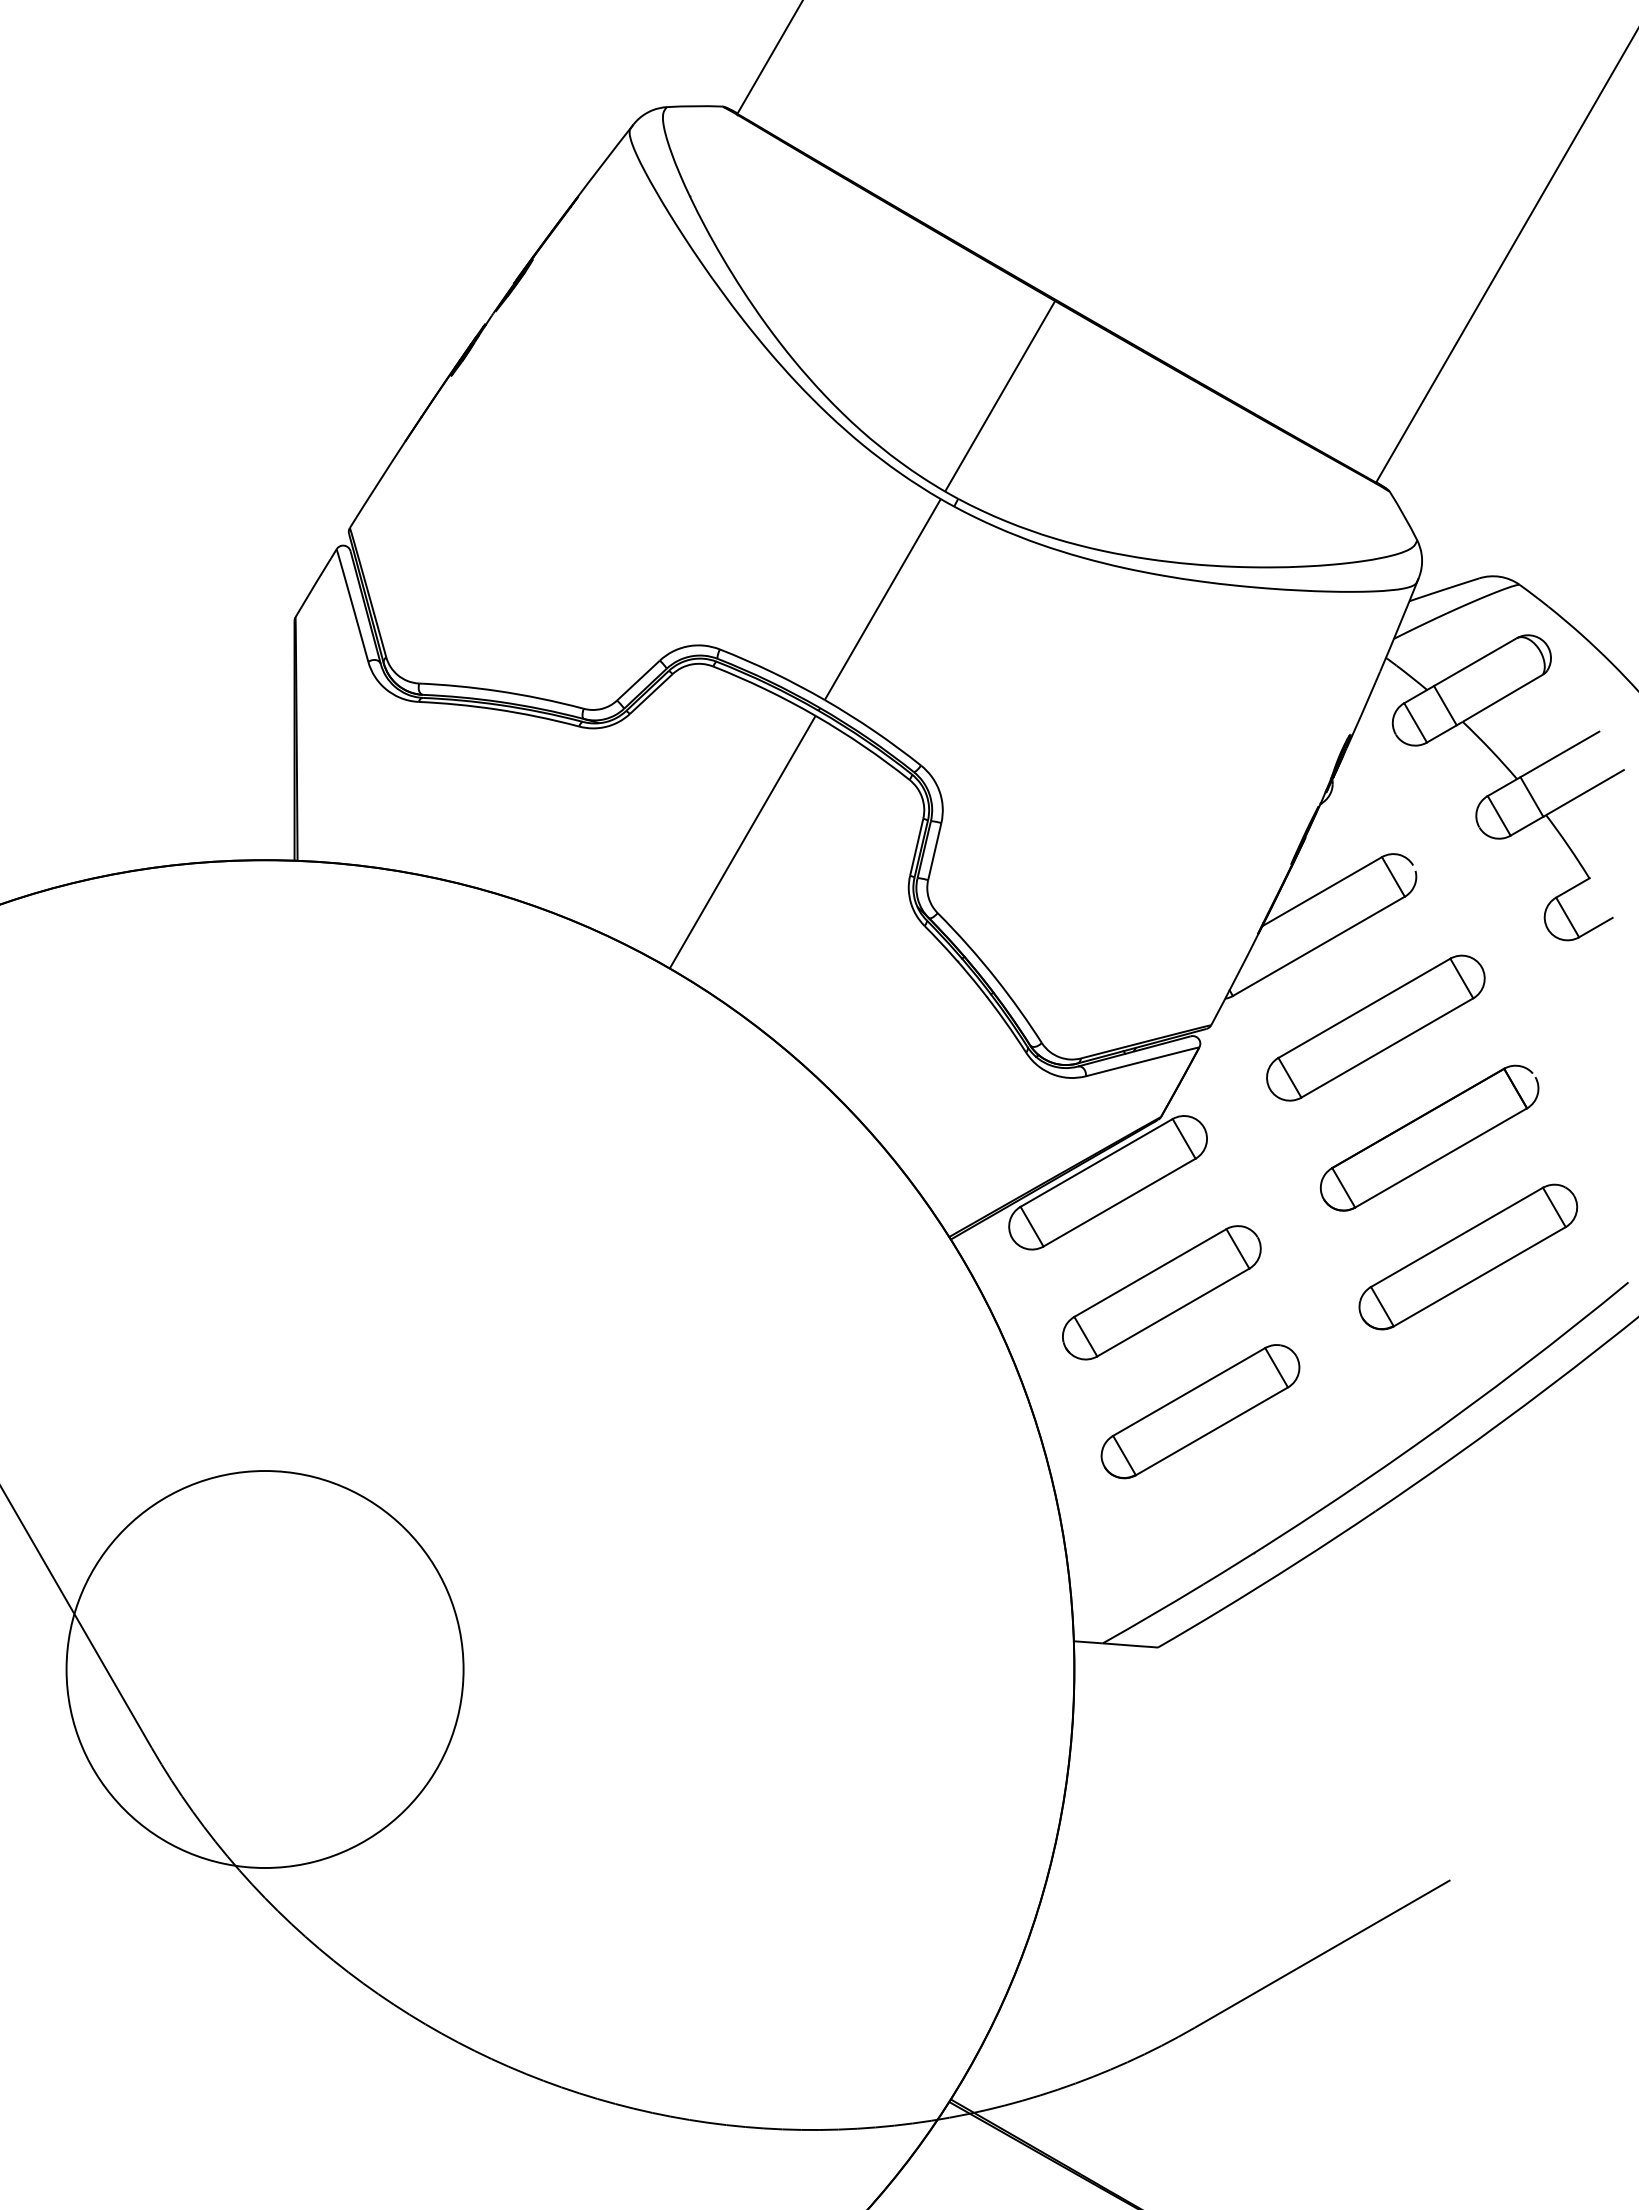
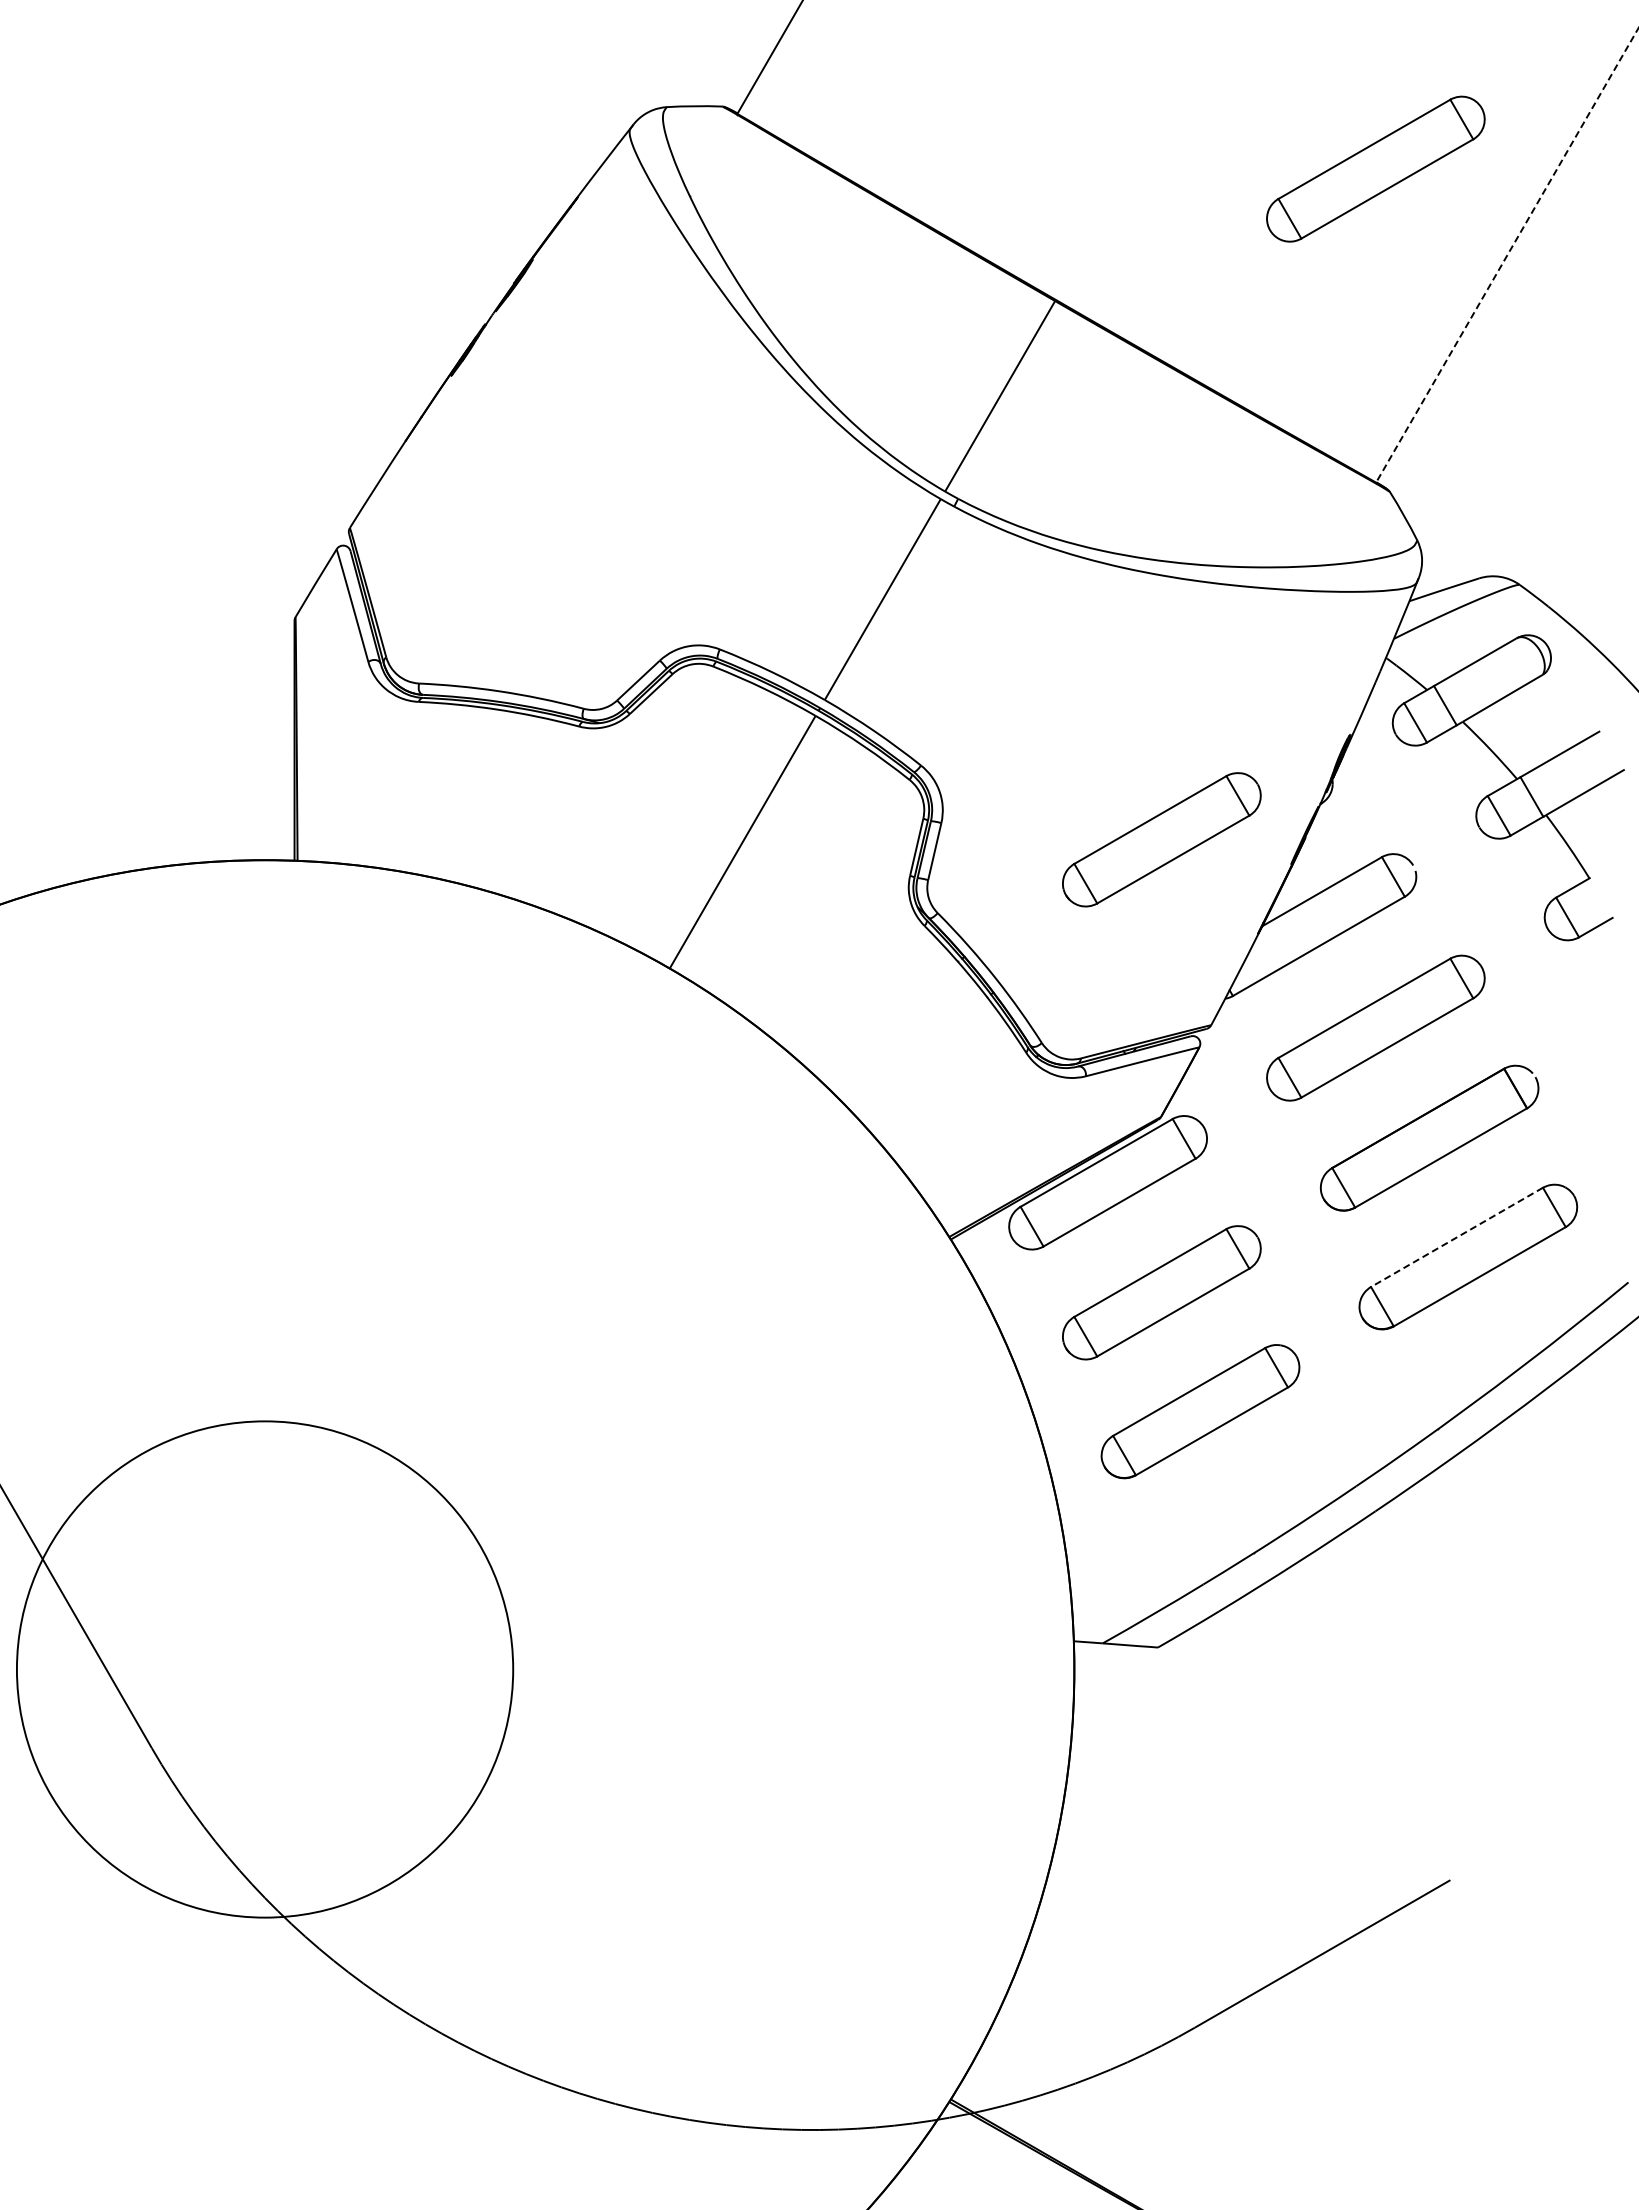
part: none -> present (1375, 168)
line: solid -> dashed (1507, 255)
part: none -> present (1161, 839)
line: solid -> dashed (1456, 1237)
circle diameter: 397 px -> 496 px (264, 1669)
